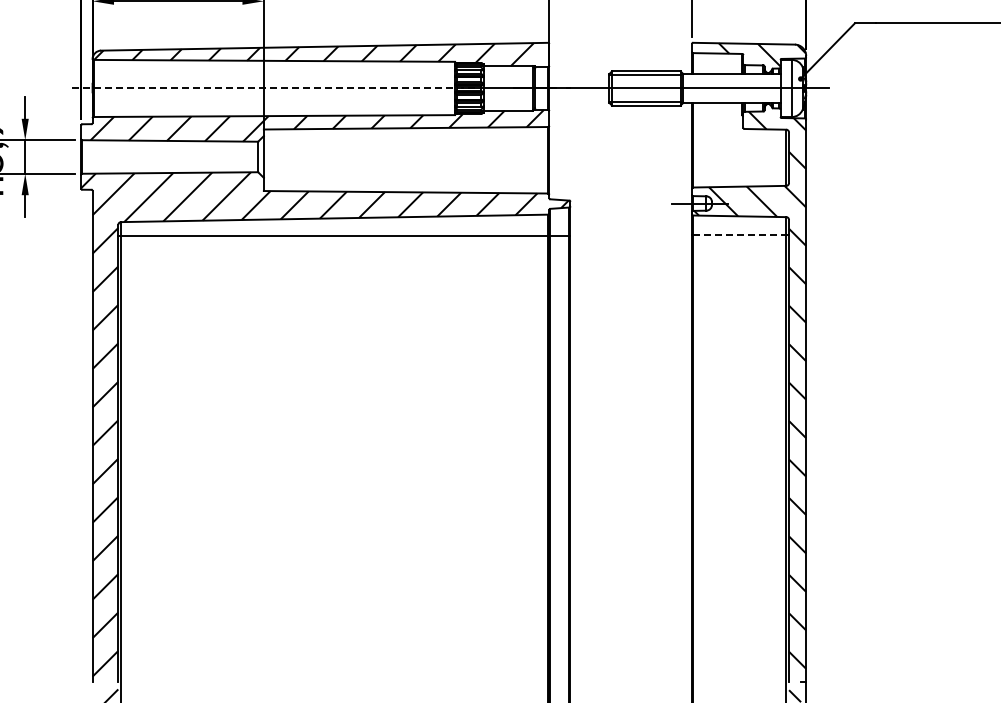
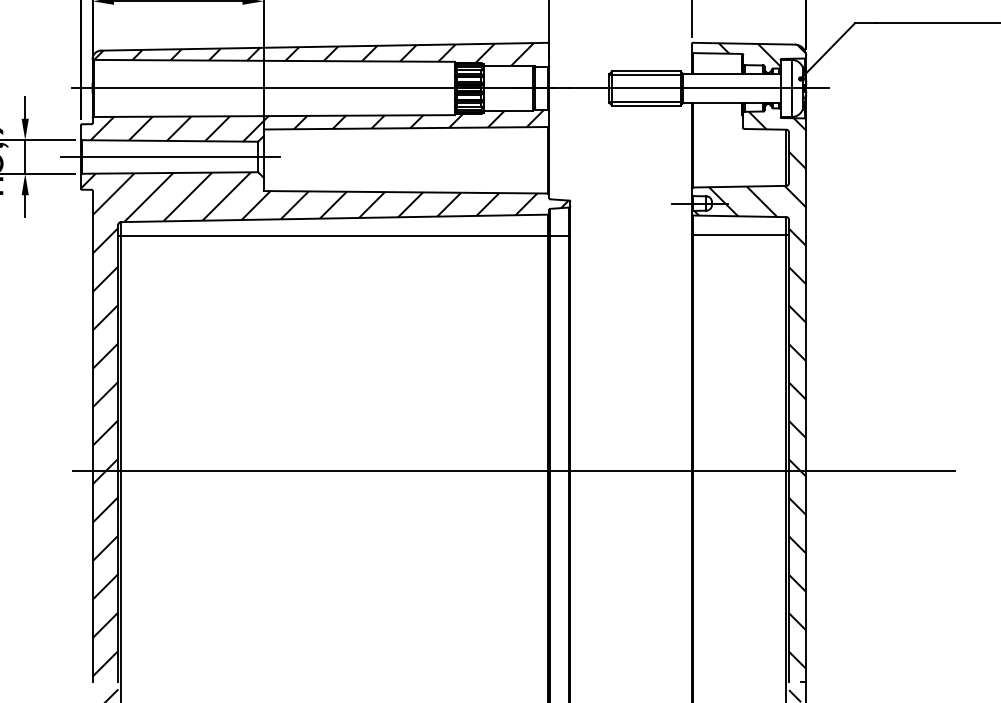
line: dashed -> solid (274, 88)
line: none -> present (169, 156)
line: dashed -> solid (739, 235)
line: none -> present (514, 470)
